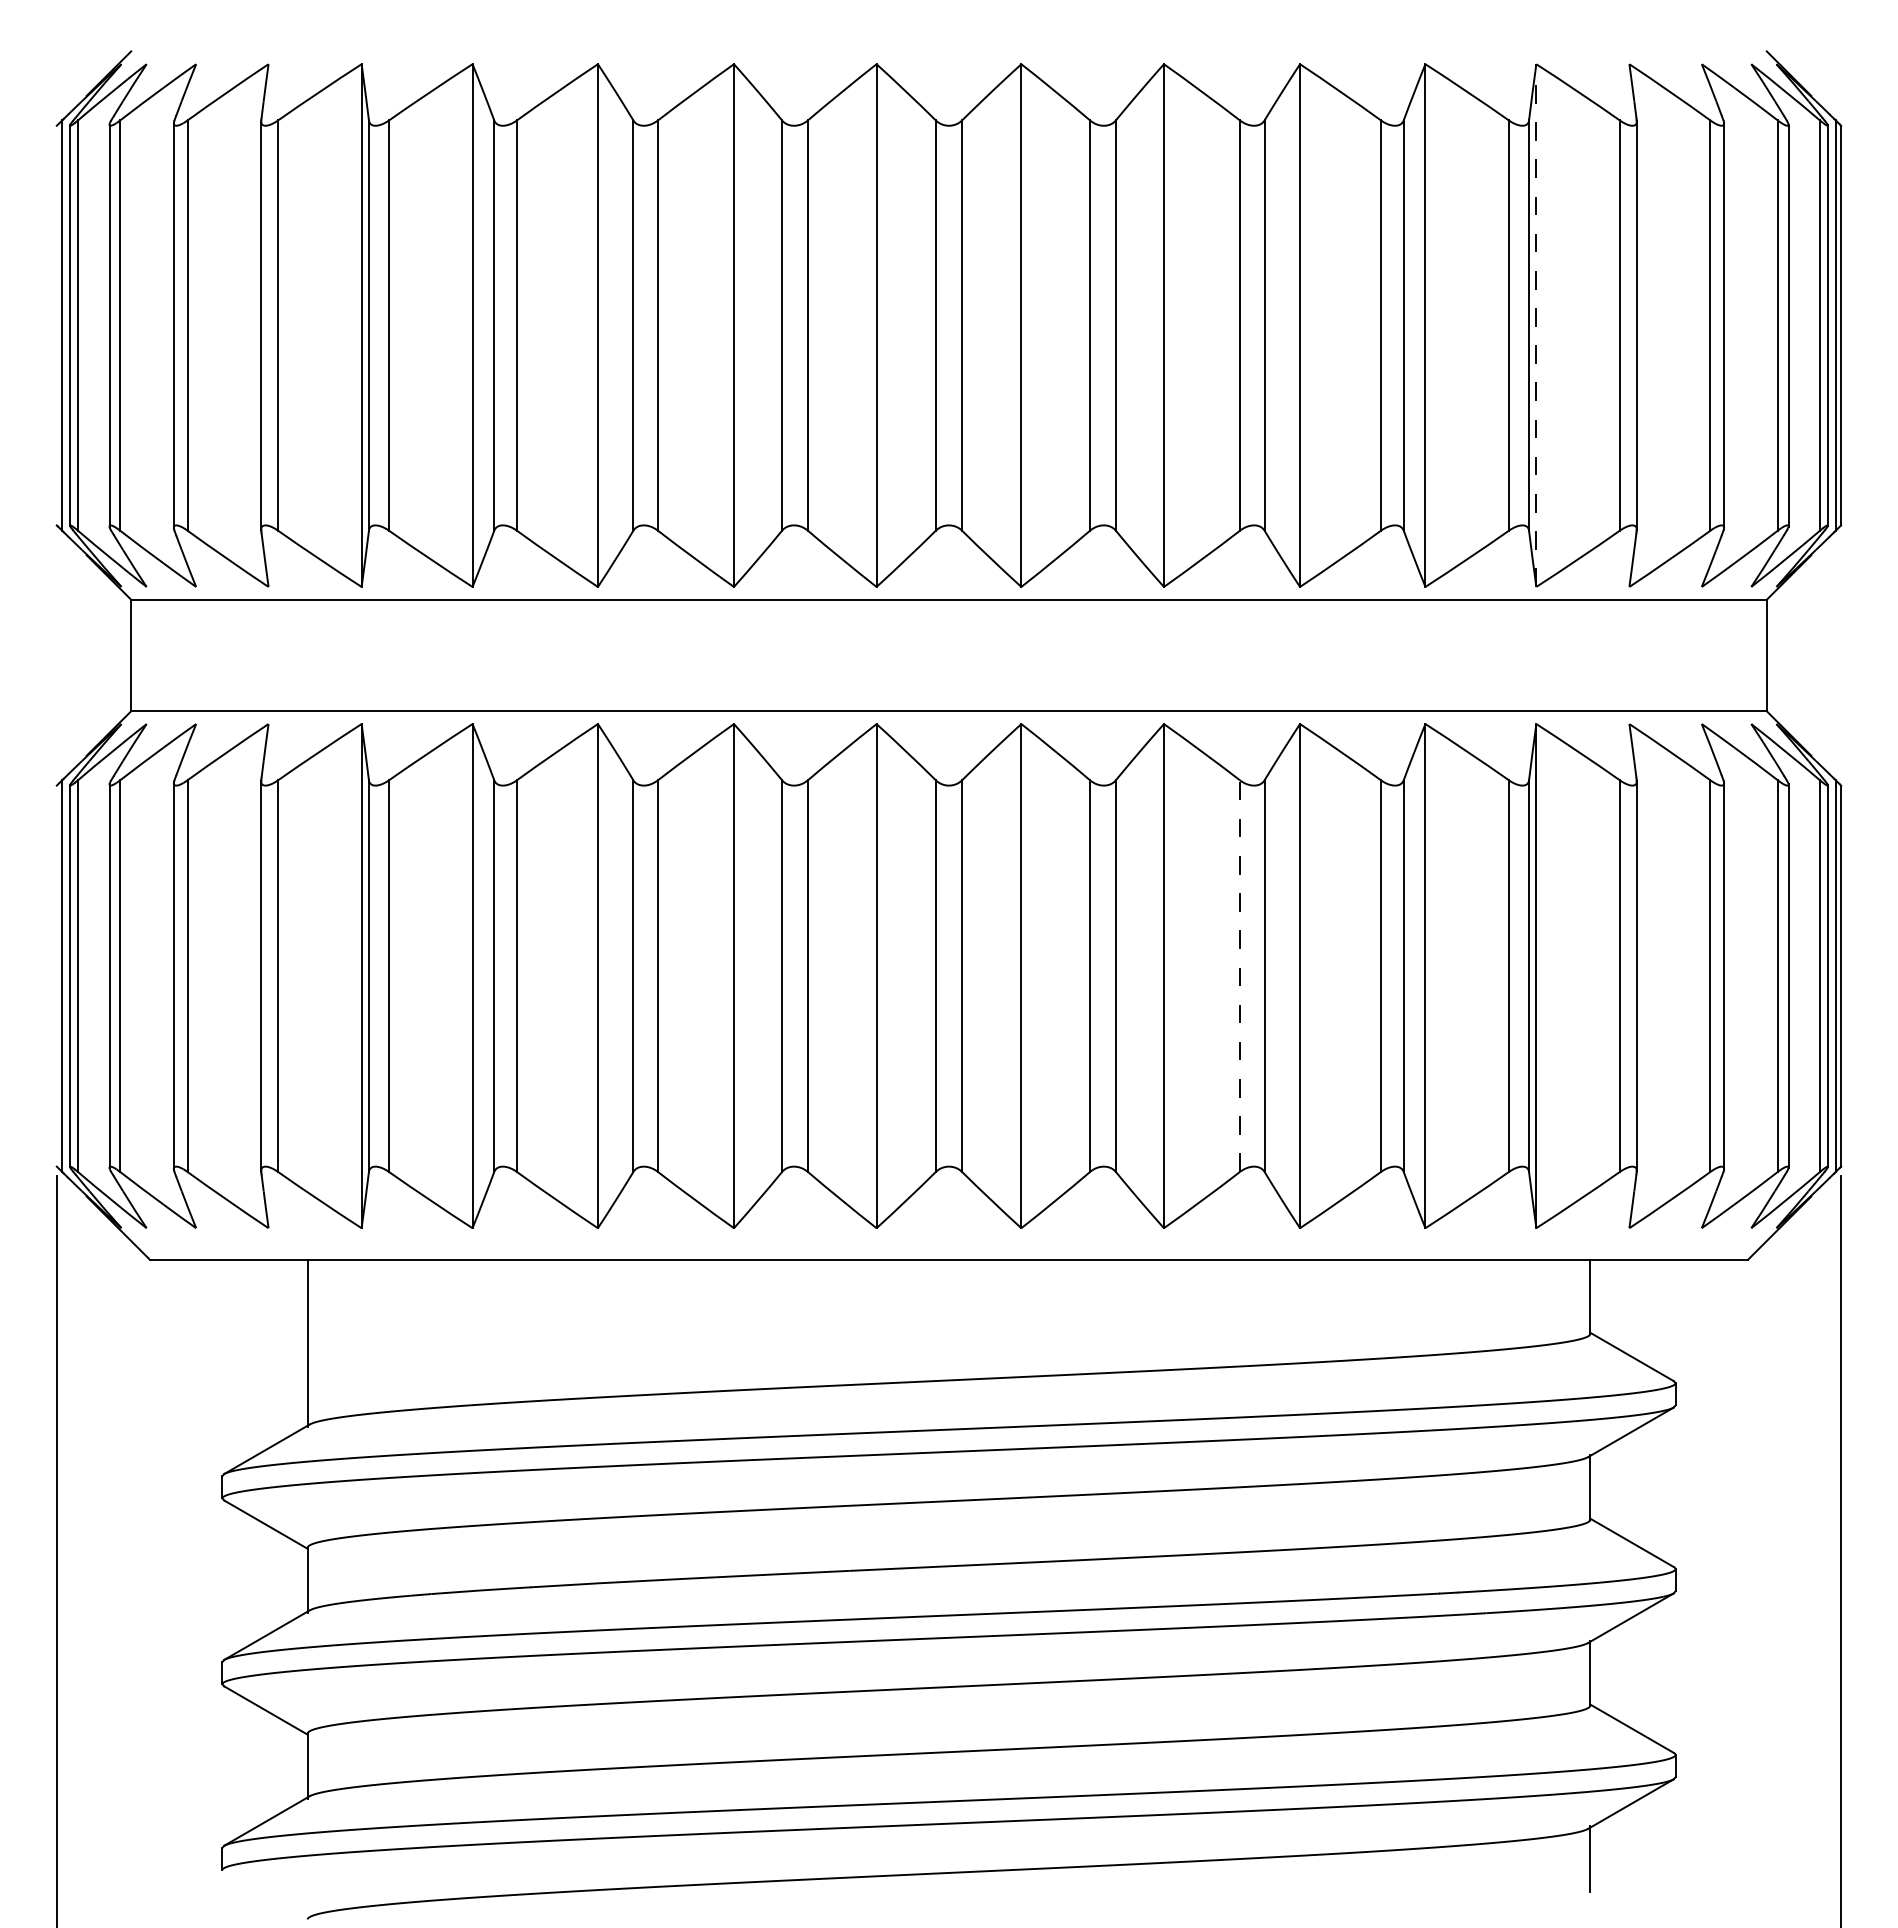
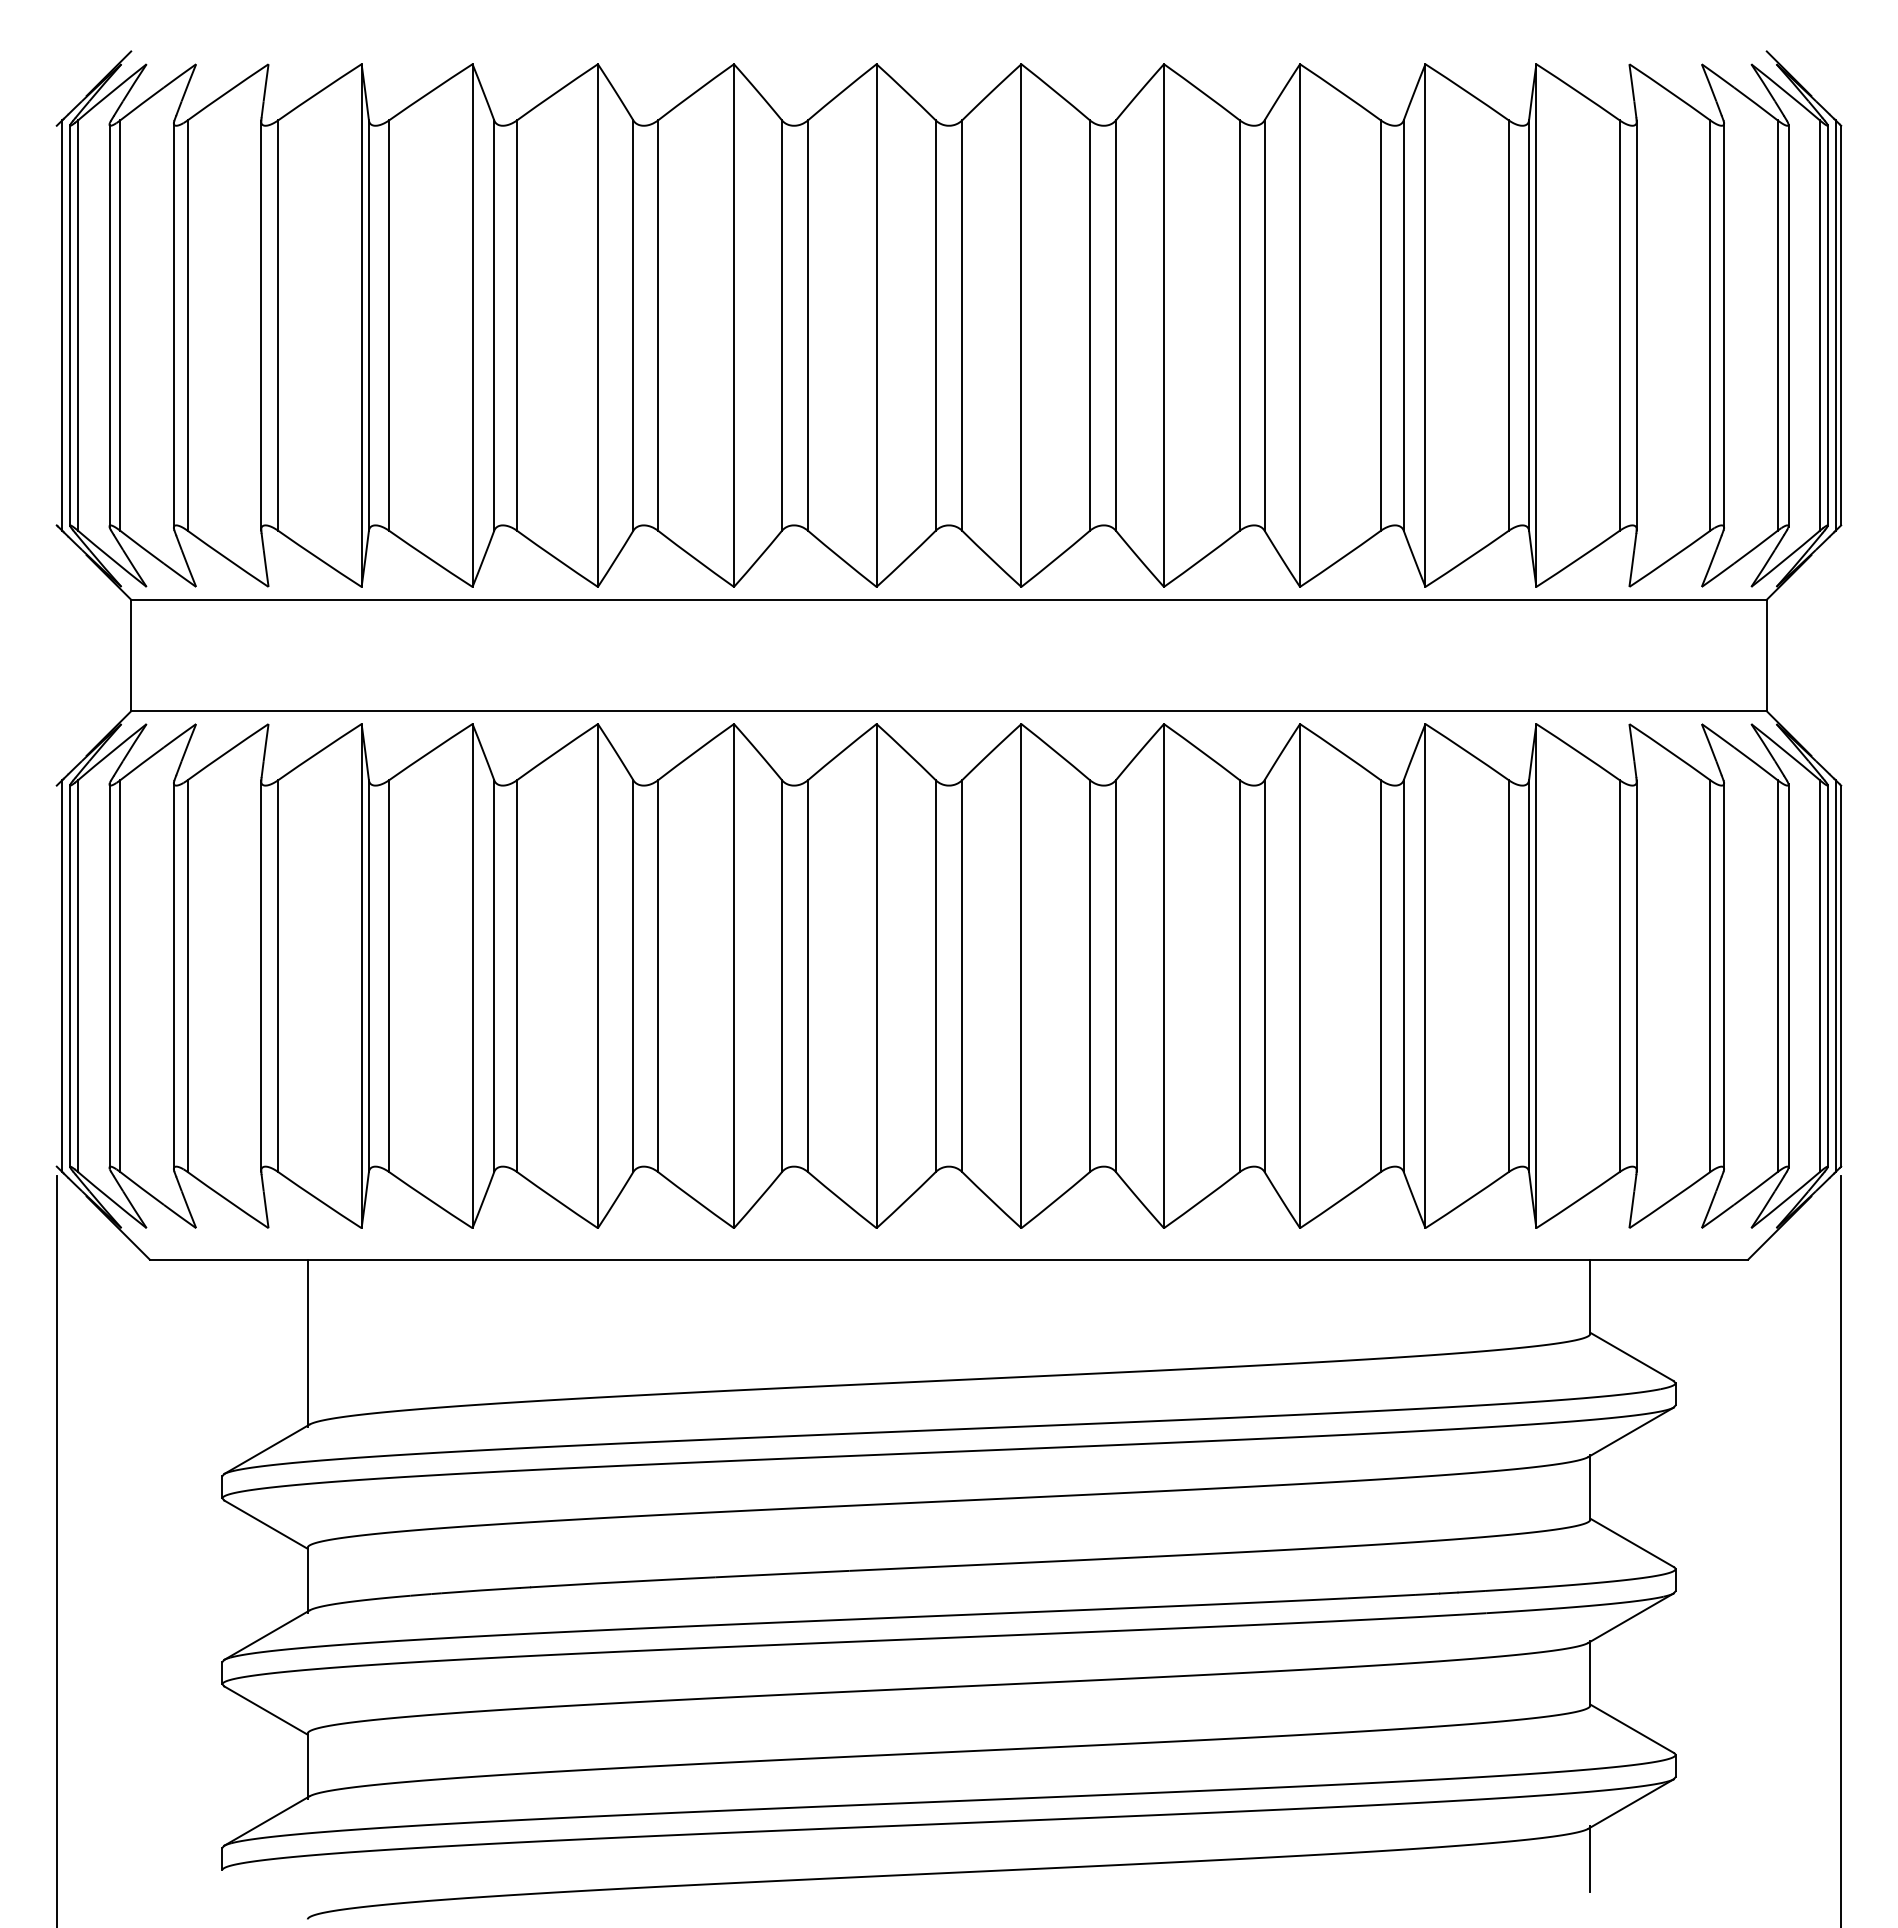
line: dashed -> solid (1536, 325)
line: dashed -> solid (1239, 976)
